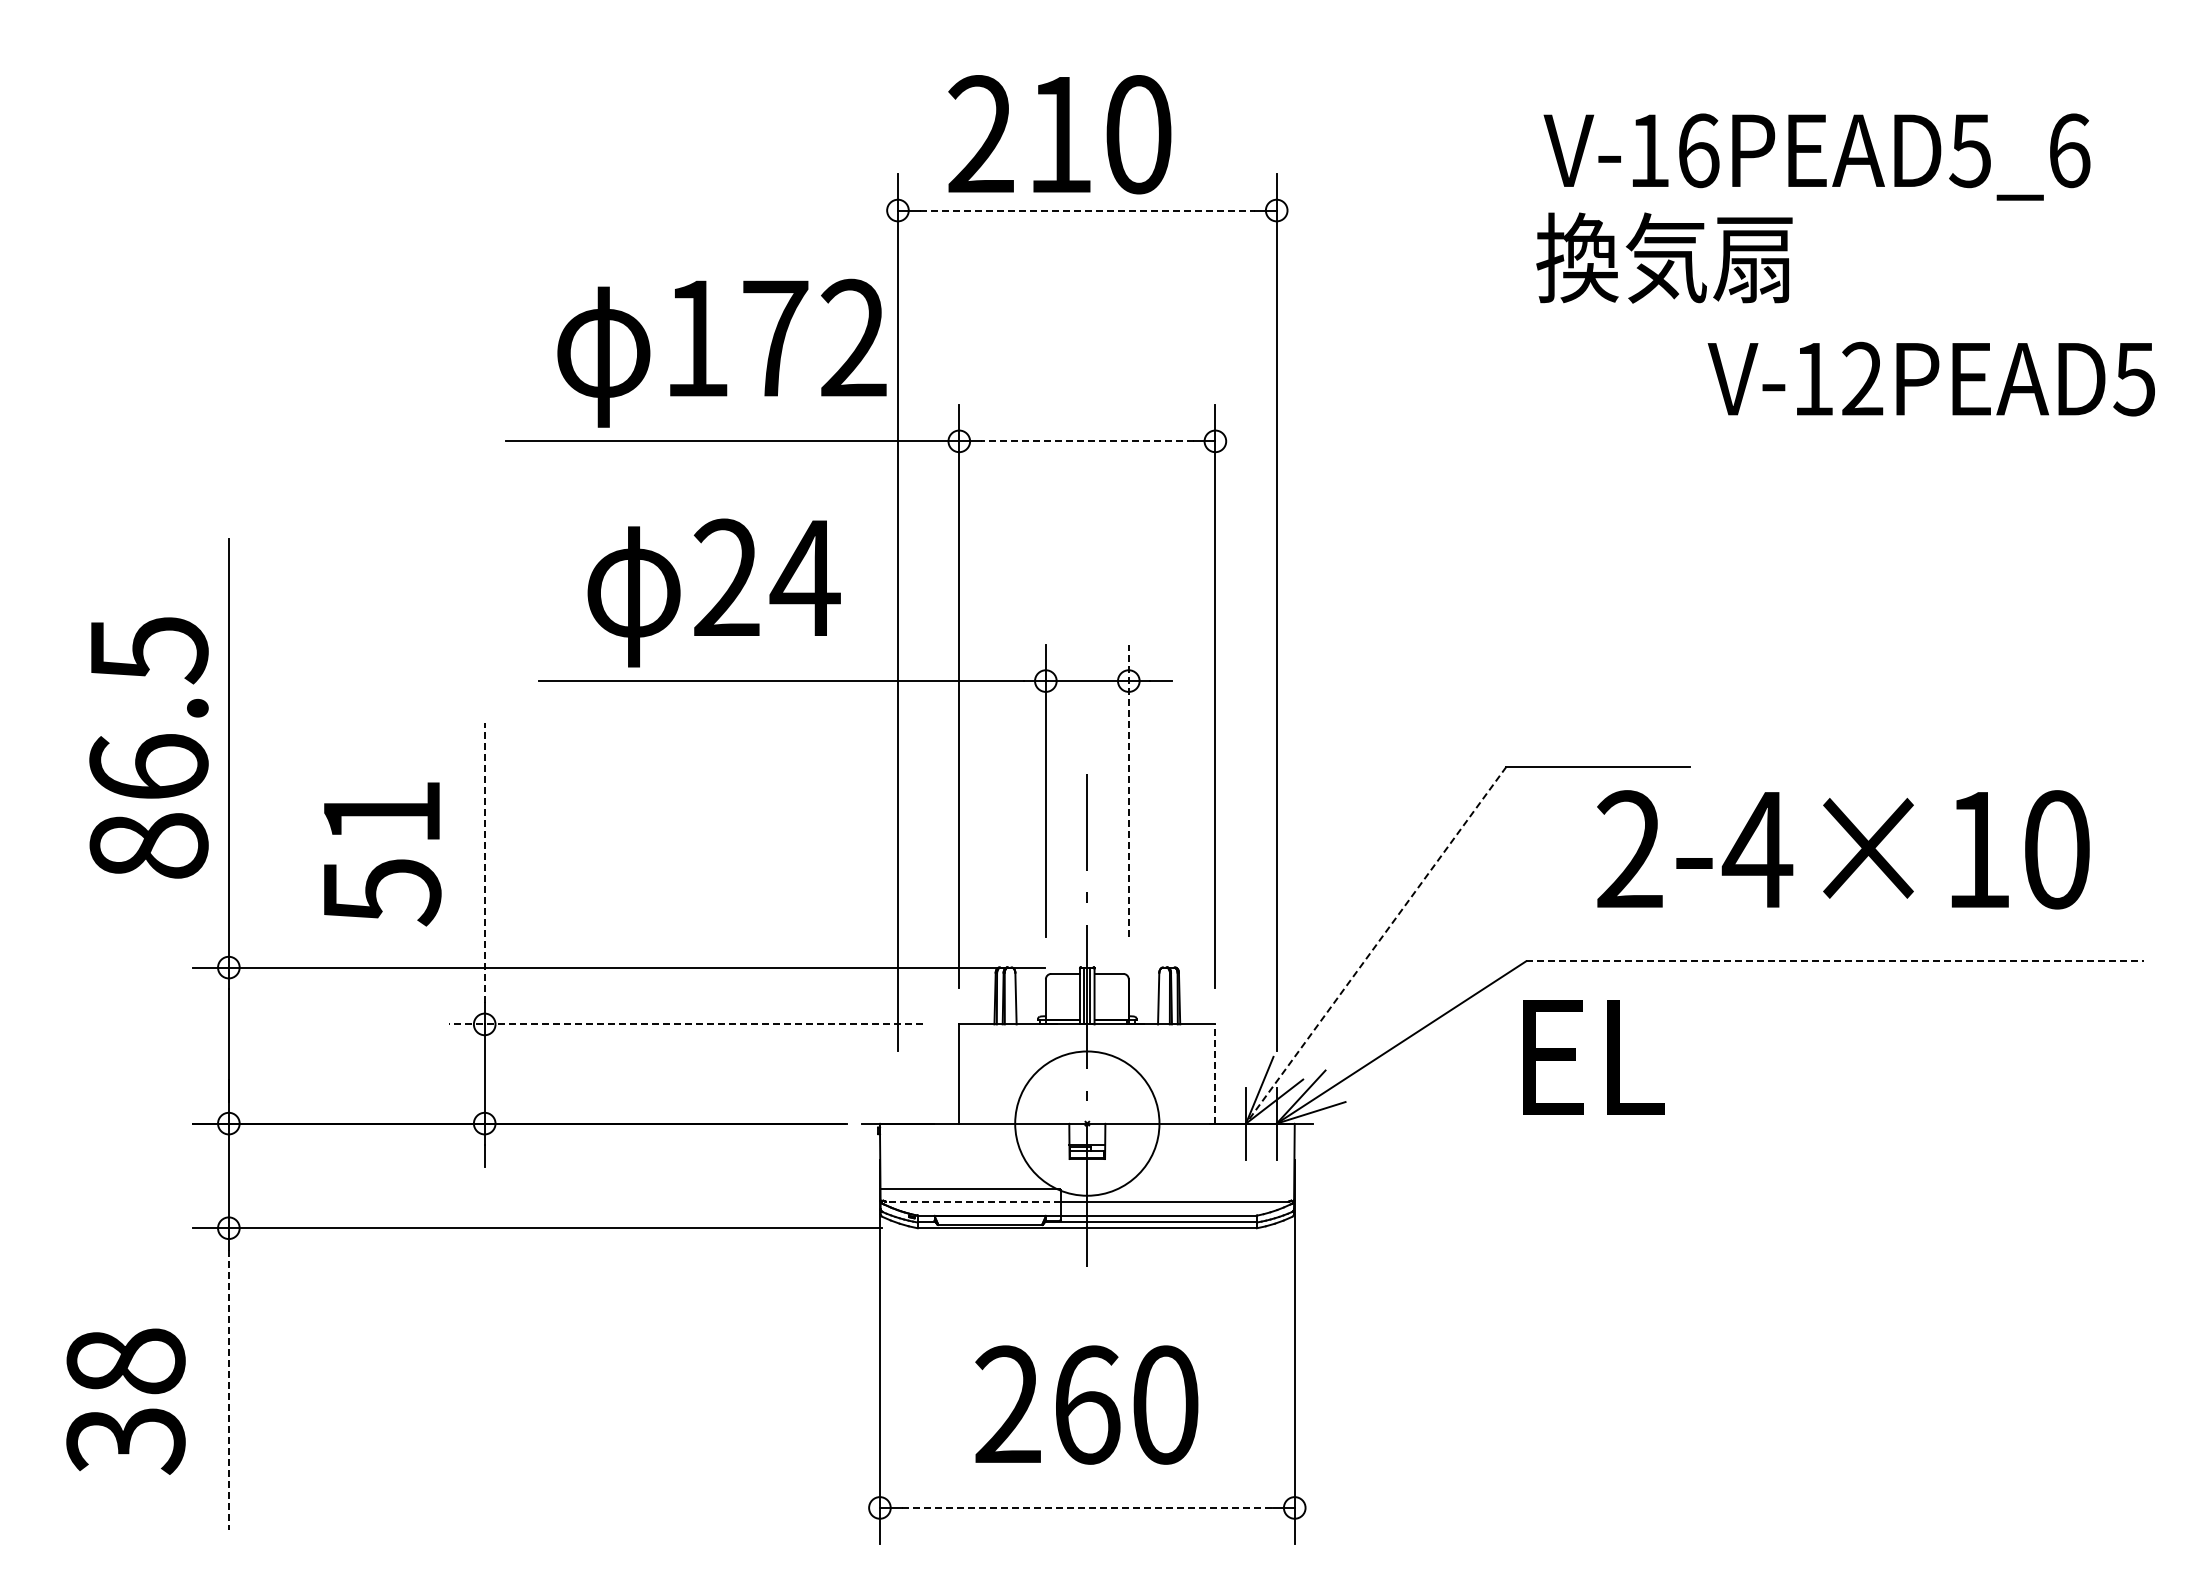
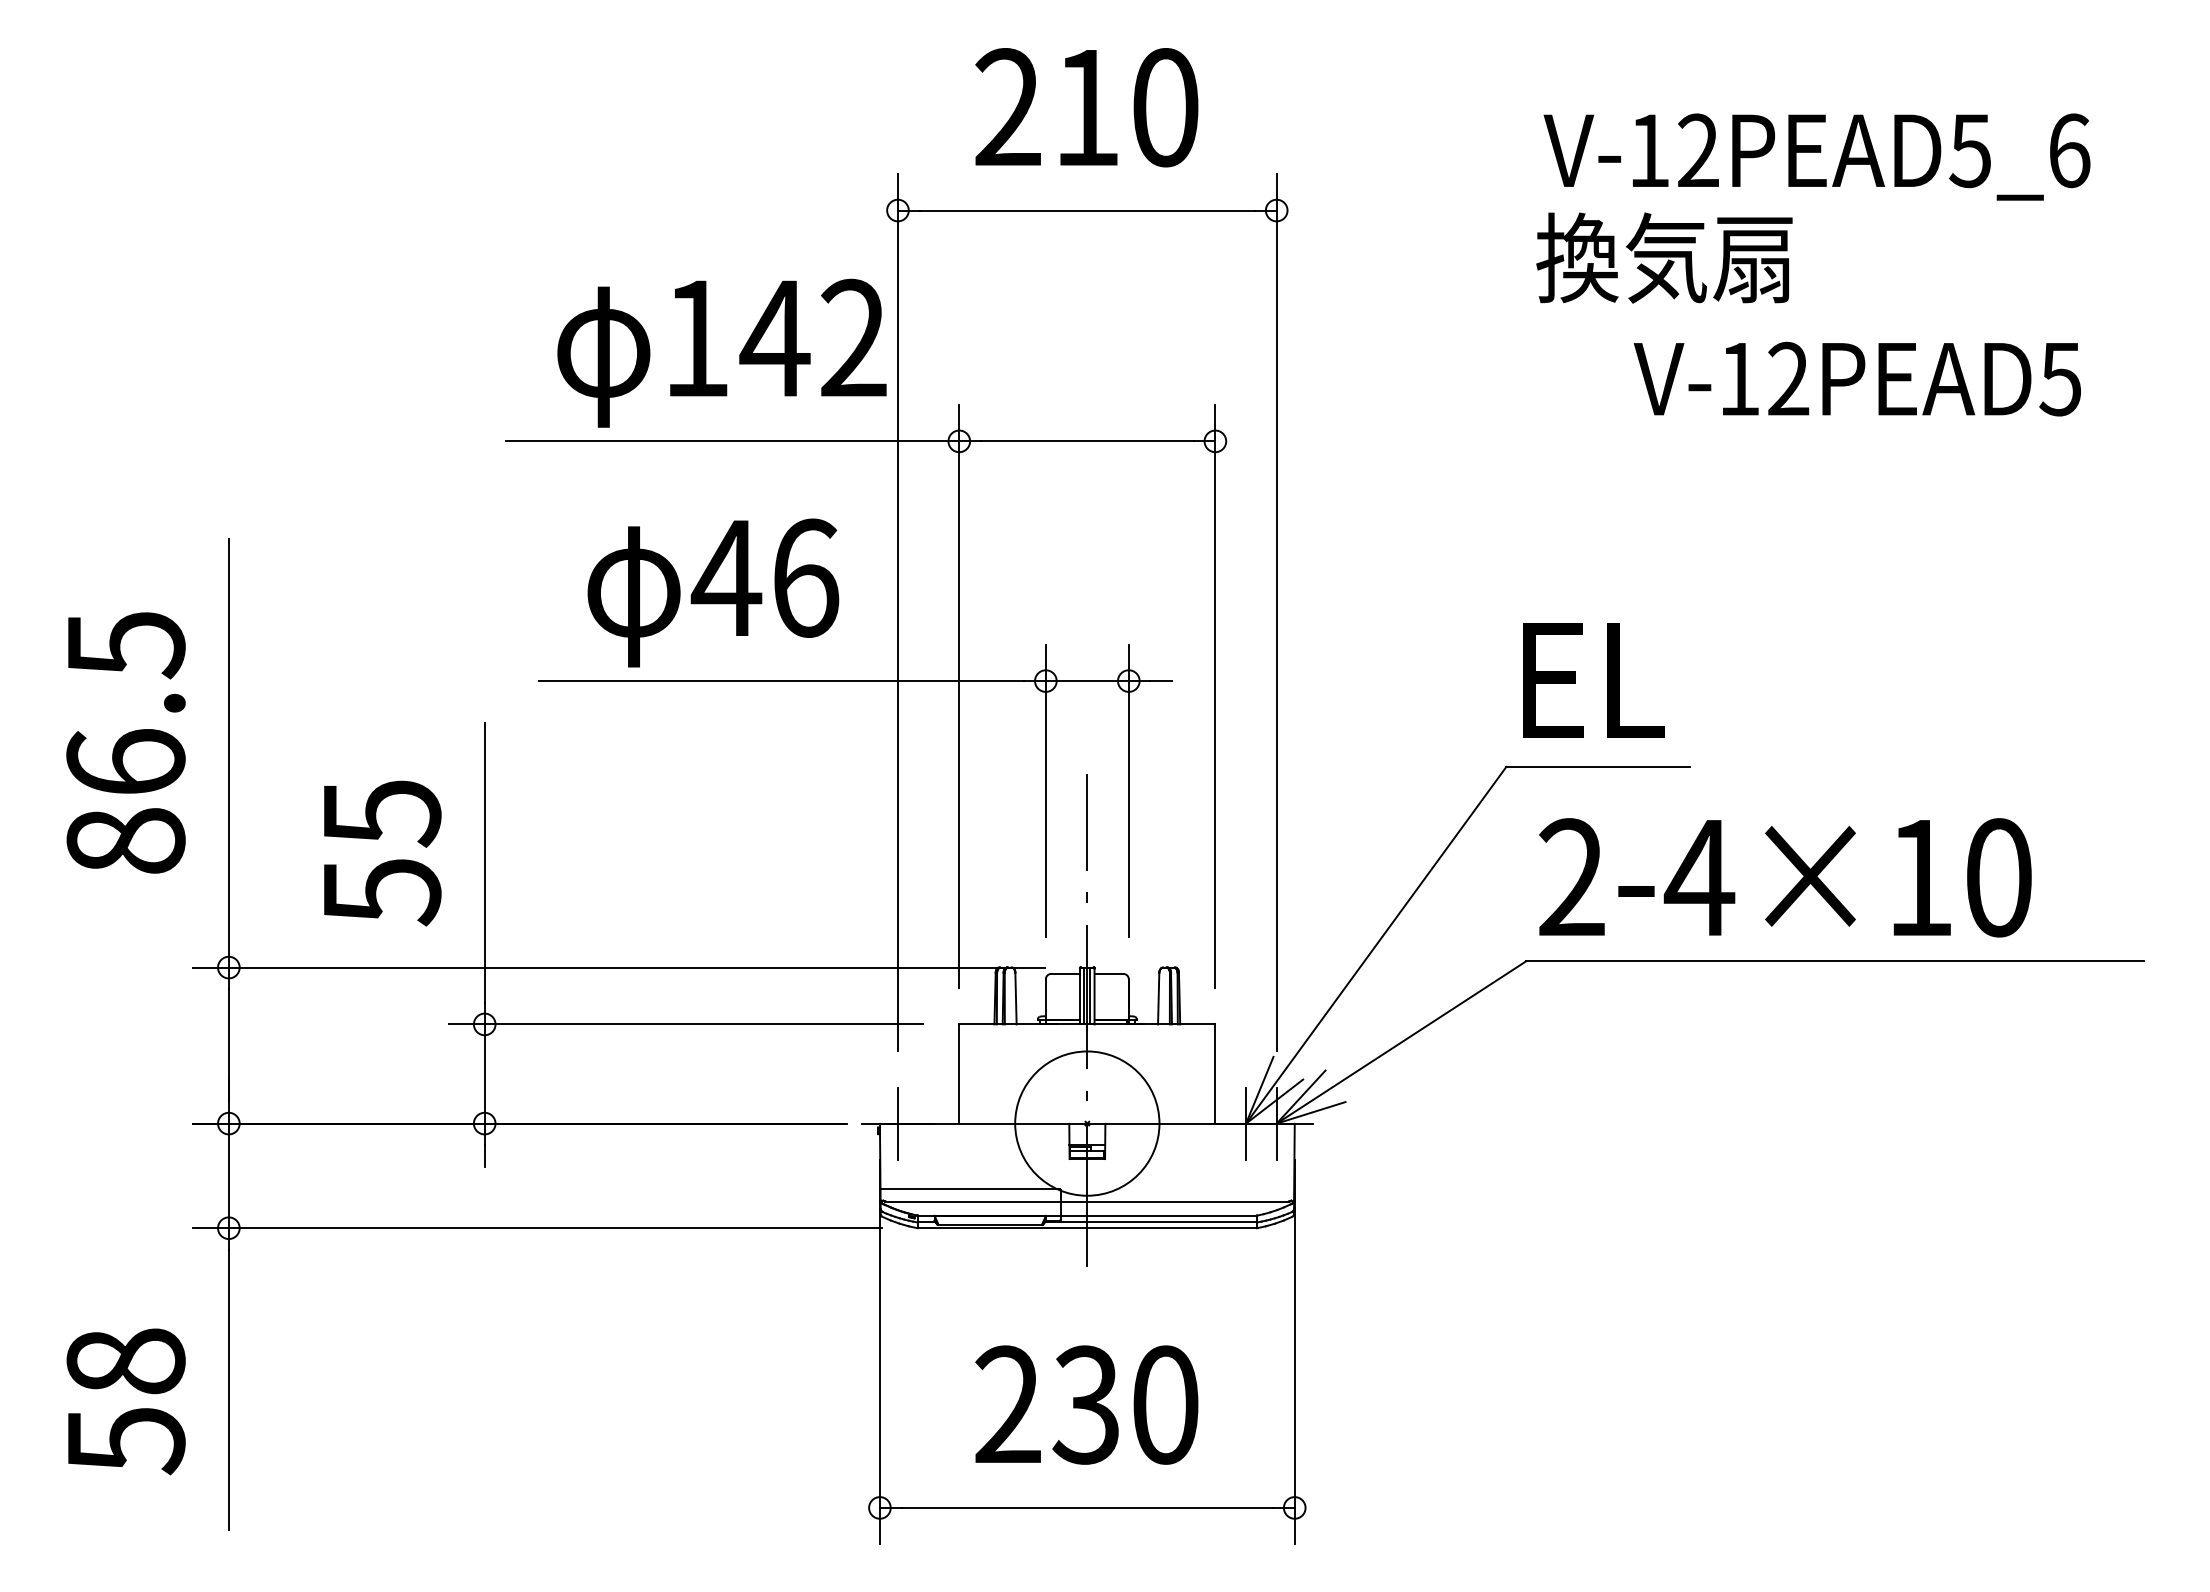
text position: (1059, 134) -> (1086, 107) (1086, 107)
text: V-16PEAD5_6 -> V-12PEAD5_6 (1698, 150)
line: dashed -> solid (1087, 210)
text: 172 -> 142 (774, 338)
text position: (1930, 378) -> (1856, 378) (1856, 378)
line: dashed -> solid (1086, 441)
text: 24 -> 46 (765, 577)
text position: (148, 747) -> (125, 742) (125, 742)
line: dashed -> solid (1128, 790)
text: 51 -> 55 (382, 813)
text position: (1843, 849) -> (1785, 877) (1785, 877)
line: dashed -> solid (484, 862)
line: dashed -> solid (1376, 945)
line: dashed -> solid (1834, 961)
line: dashed -> solid (685, 1024)
text position: (1593, 1057) -> (1593, 680) (1593, 680)
line: dashed -> solid (1215, 1074)
line: none -> present (897, 1123)
line: dashed -> solid (972, 1201)
line: dashed -> solid (228, 1390)
text: 260 -> 230 (1086, 1404)
text: 38 -> 58 (125, 1441)
line: dashed -> solid (1087, 1507)
